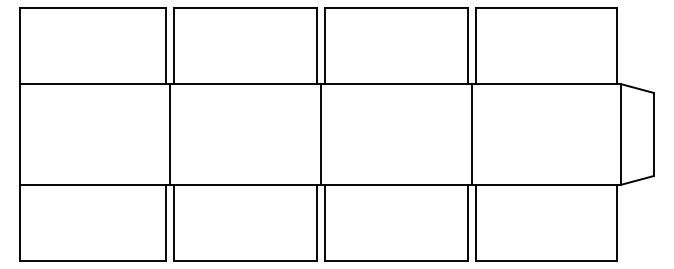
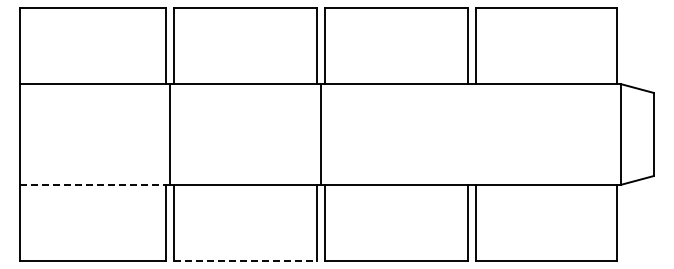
line: present -> none (471, 134)
line: solid -> dashed (92, 184)
line: solid -> dashed (245, 260)
